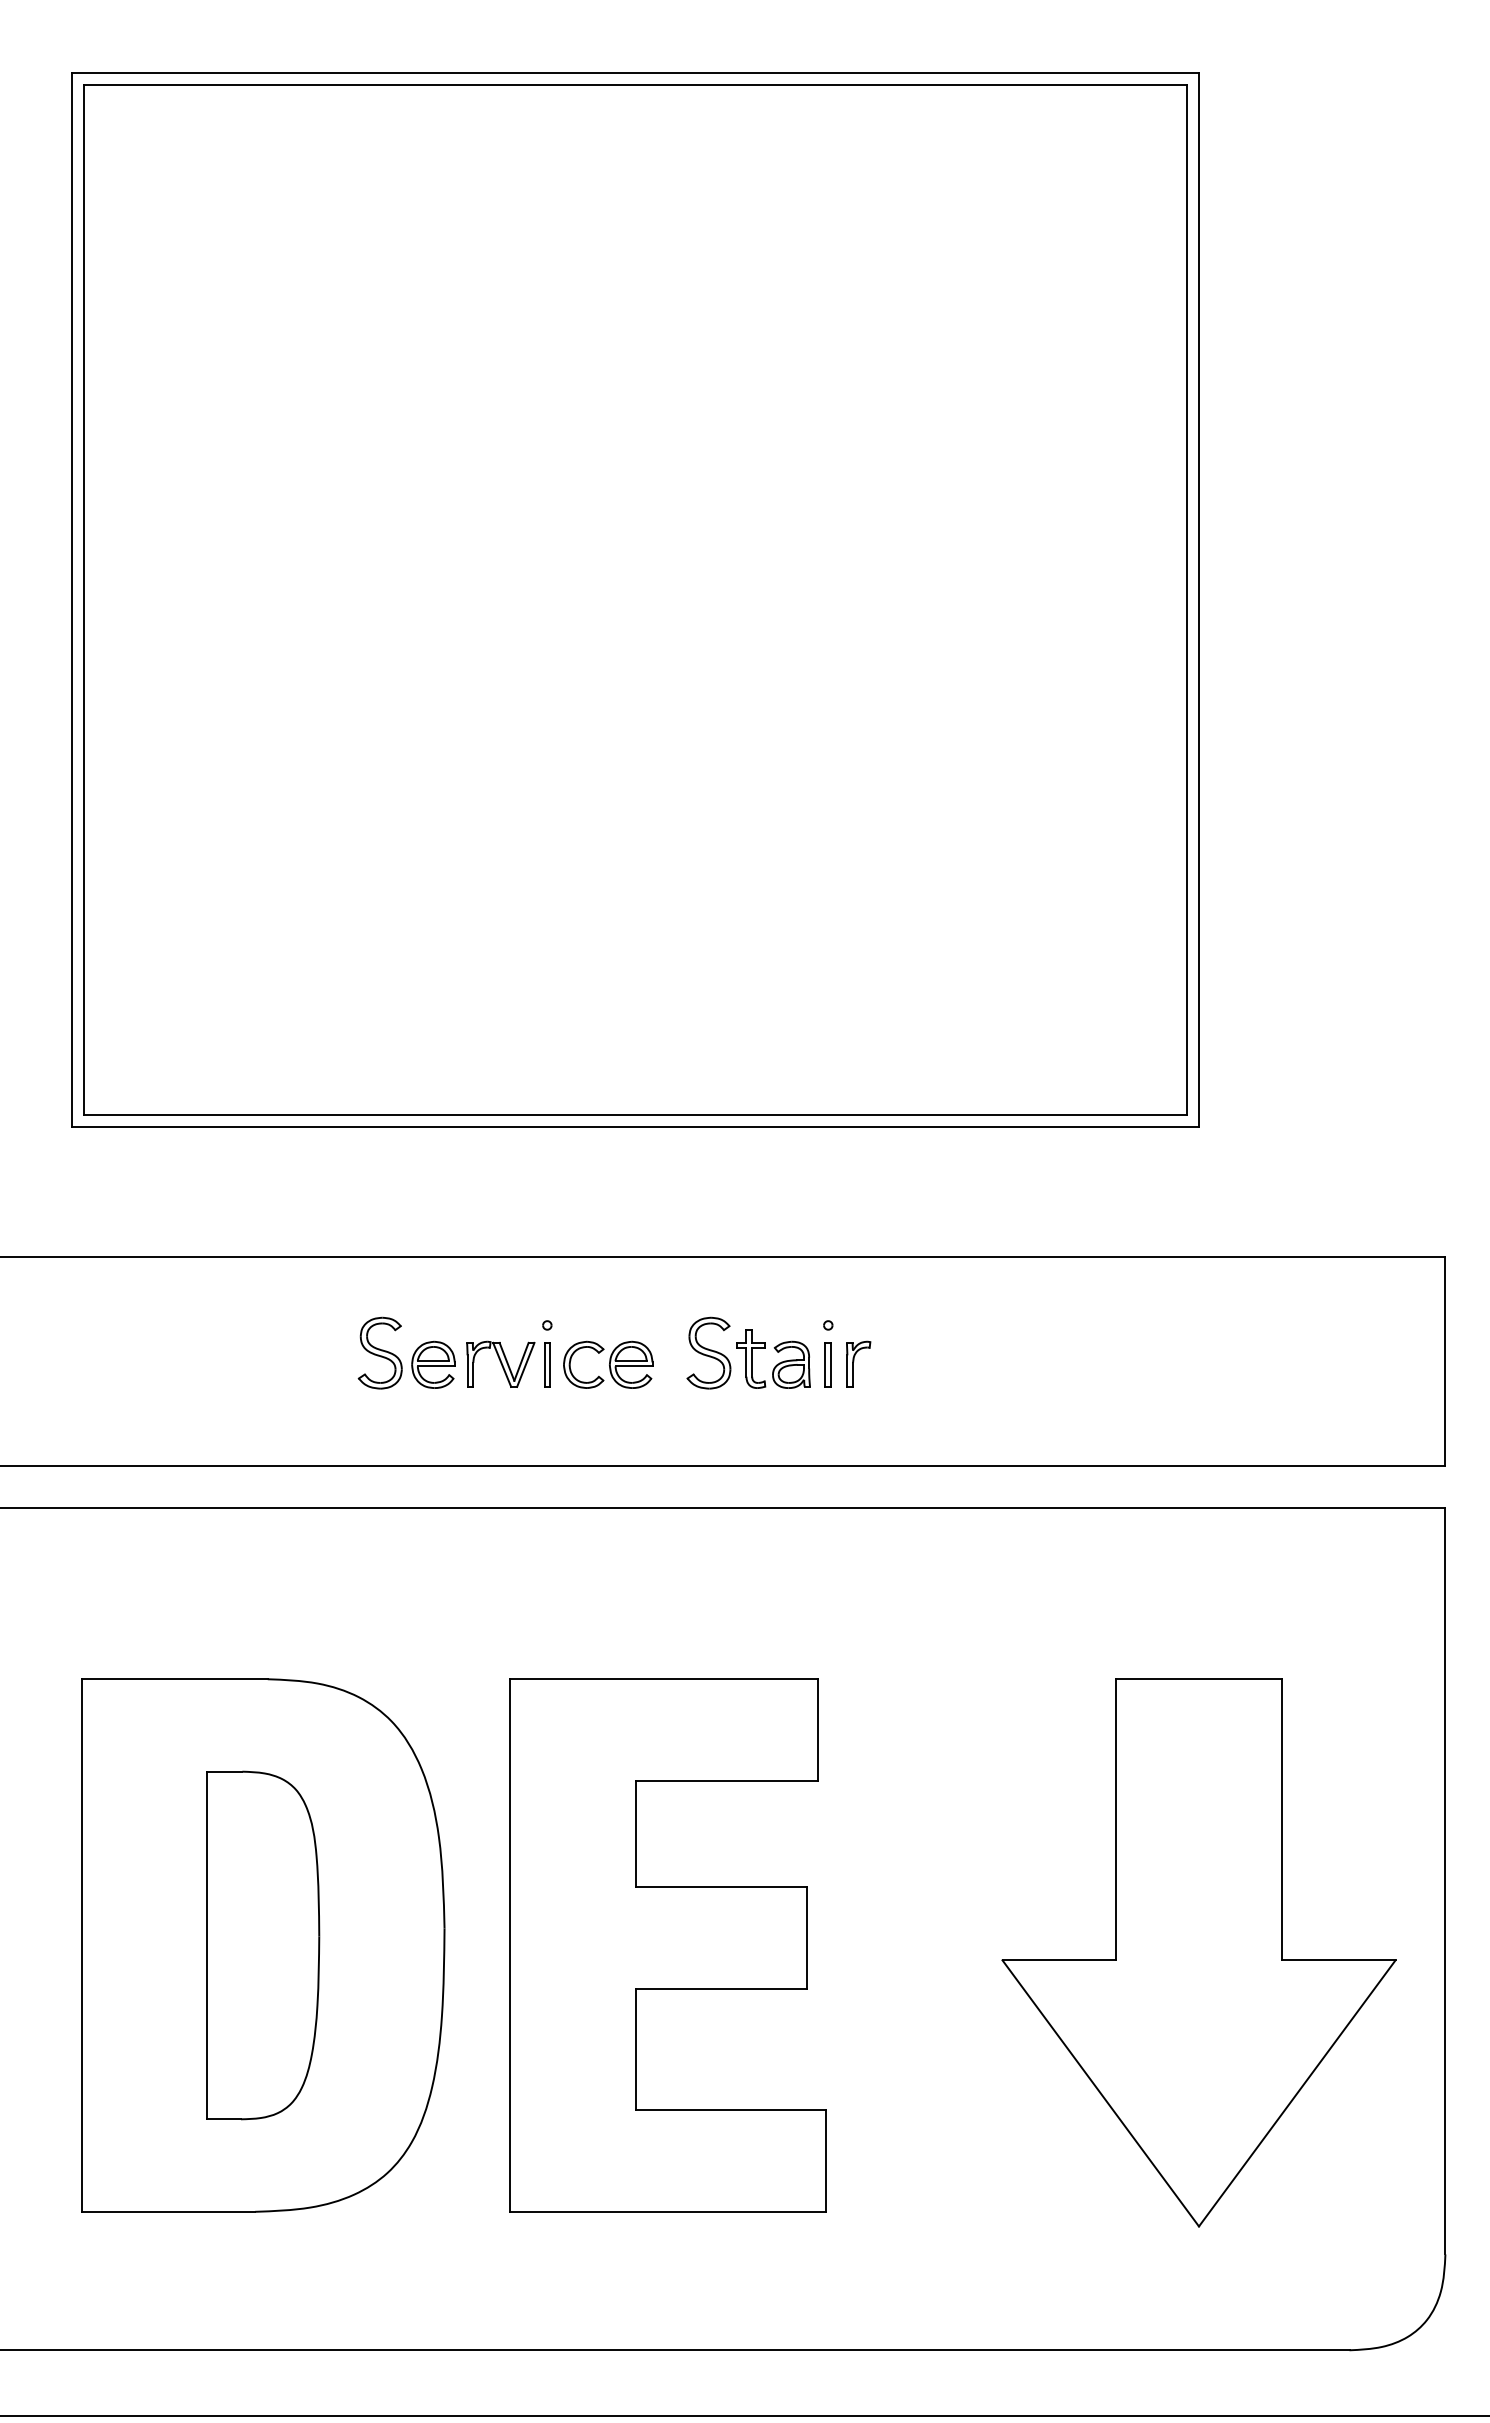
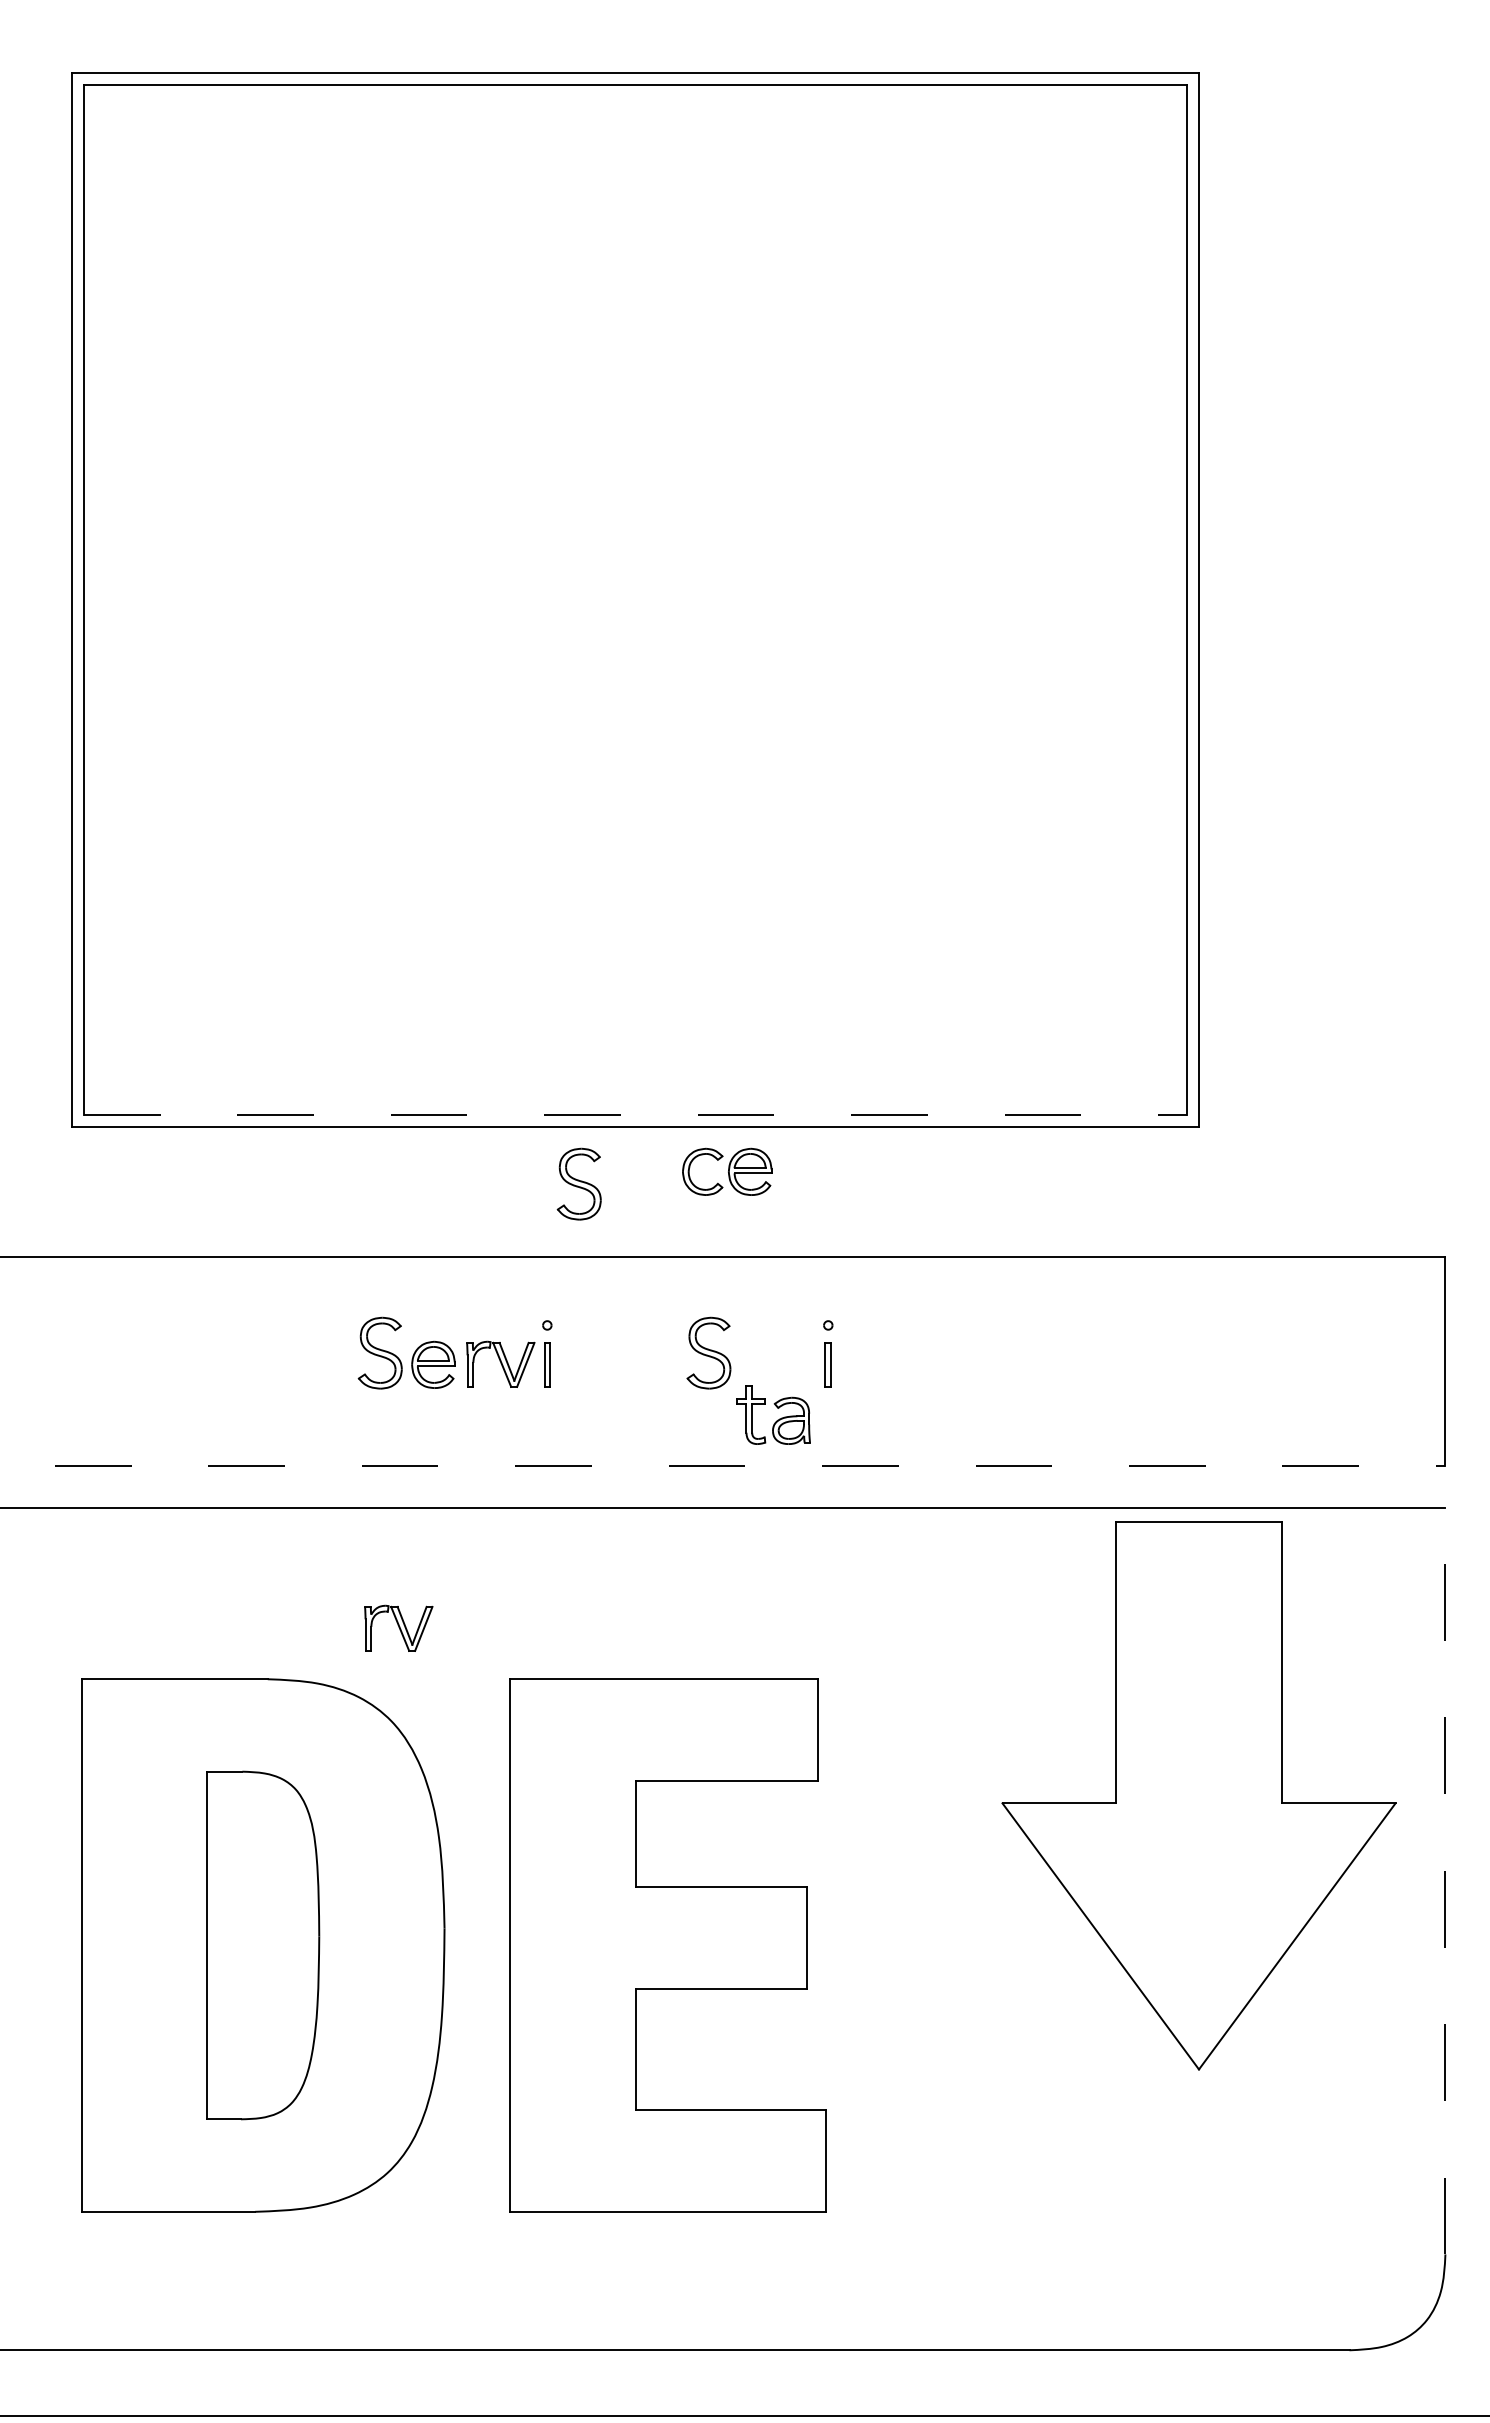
line: solid -> dashed (635, 1114)
part: none -> present (578, 1183)
part: present -> none (858, 1363)
part position: (608, 1364) -> (727, 1171) (727, 1171)
part position: (776, 1364) -> (776, 1420) (776, 1420)
line: solid -> dashed (723, 1465)
part: none -> present (398, 1627)
line: solid -> dashed (1445, 1881)
part position: (1198, 1952) -> (1198, 1795) (1198, 1795)
